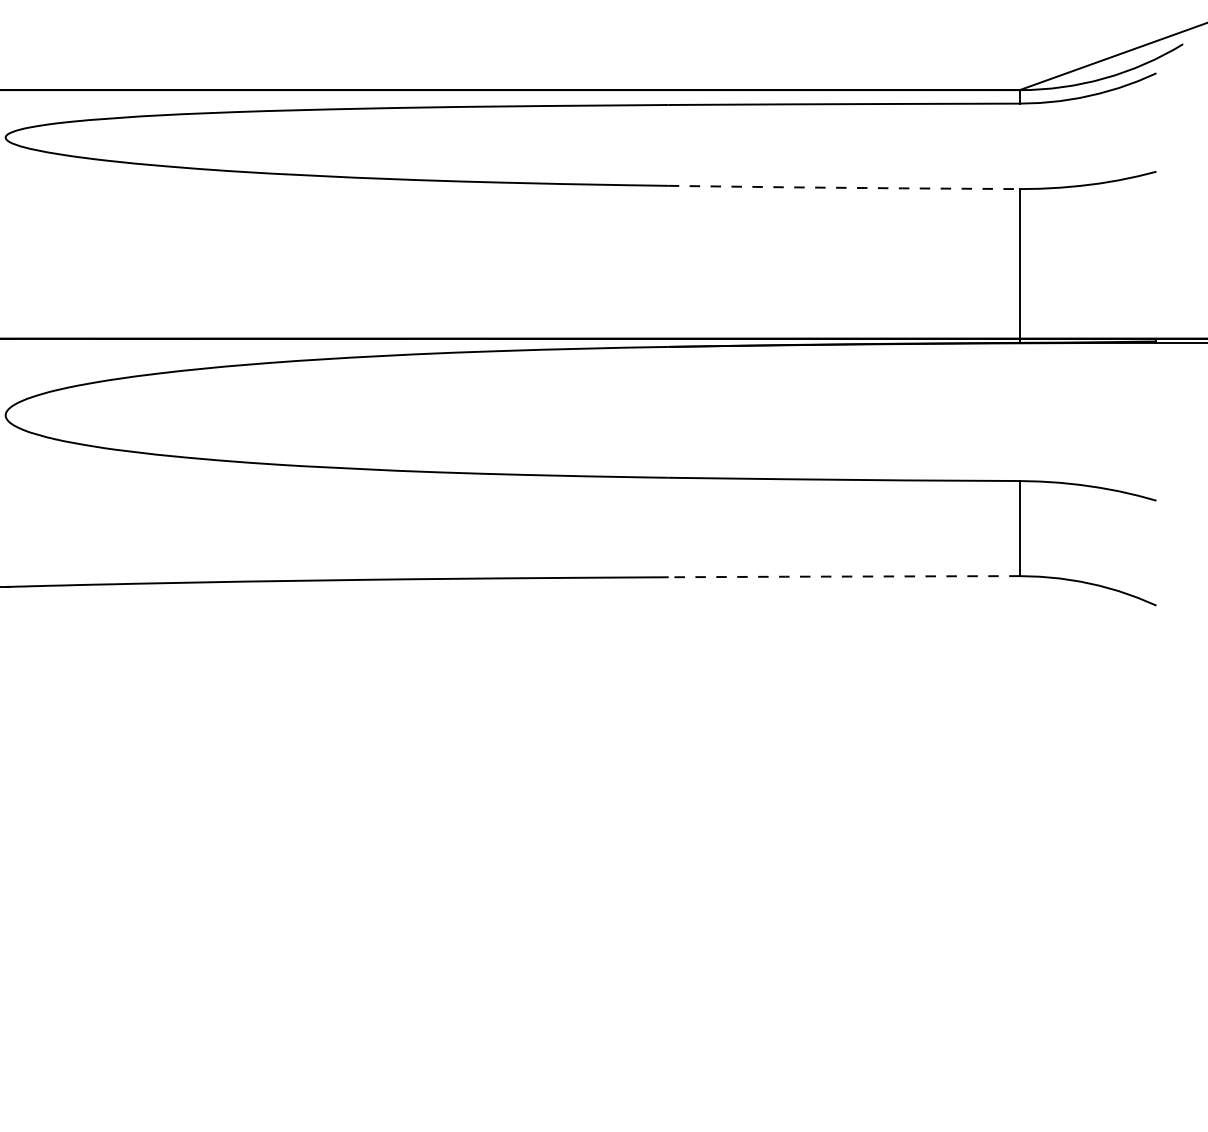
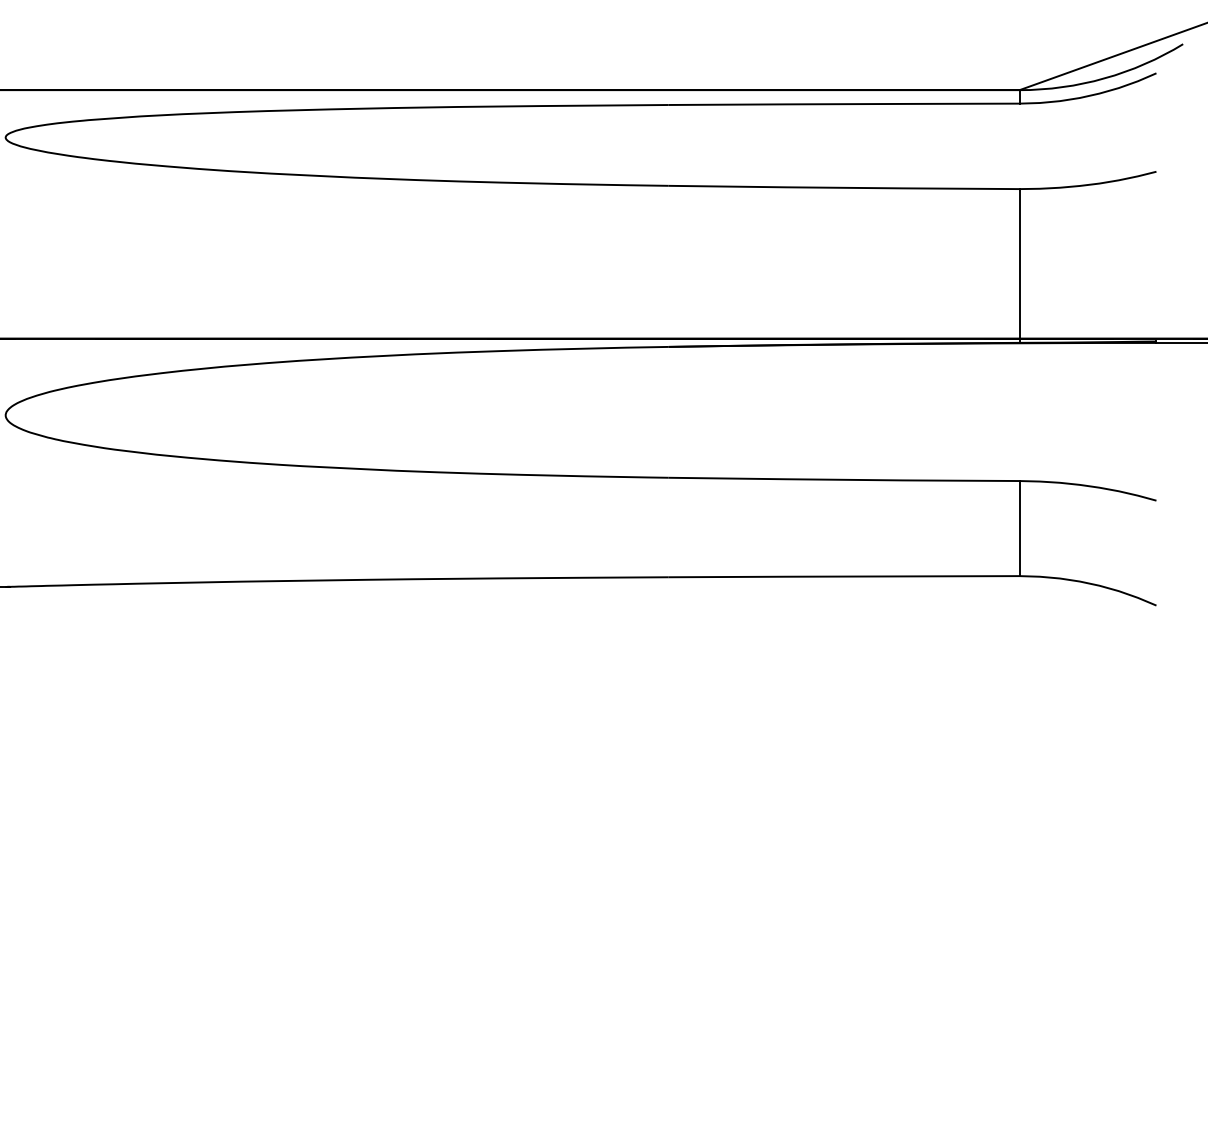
line: dashed -> solid (844, 187)
line: dashed -> solid (844, 576)
